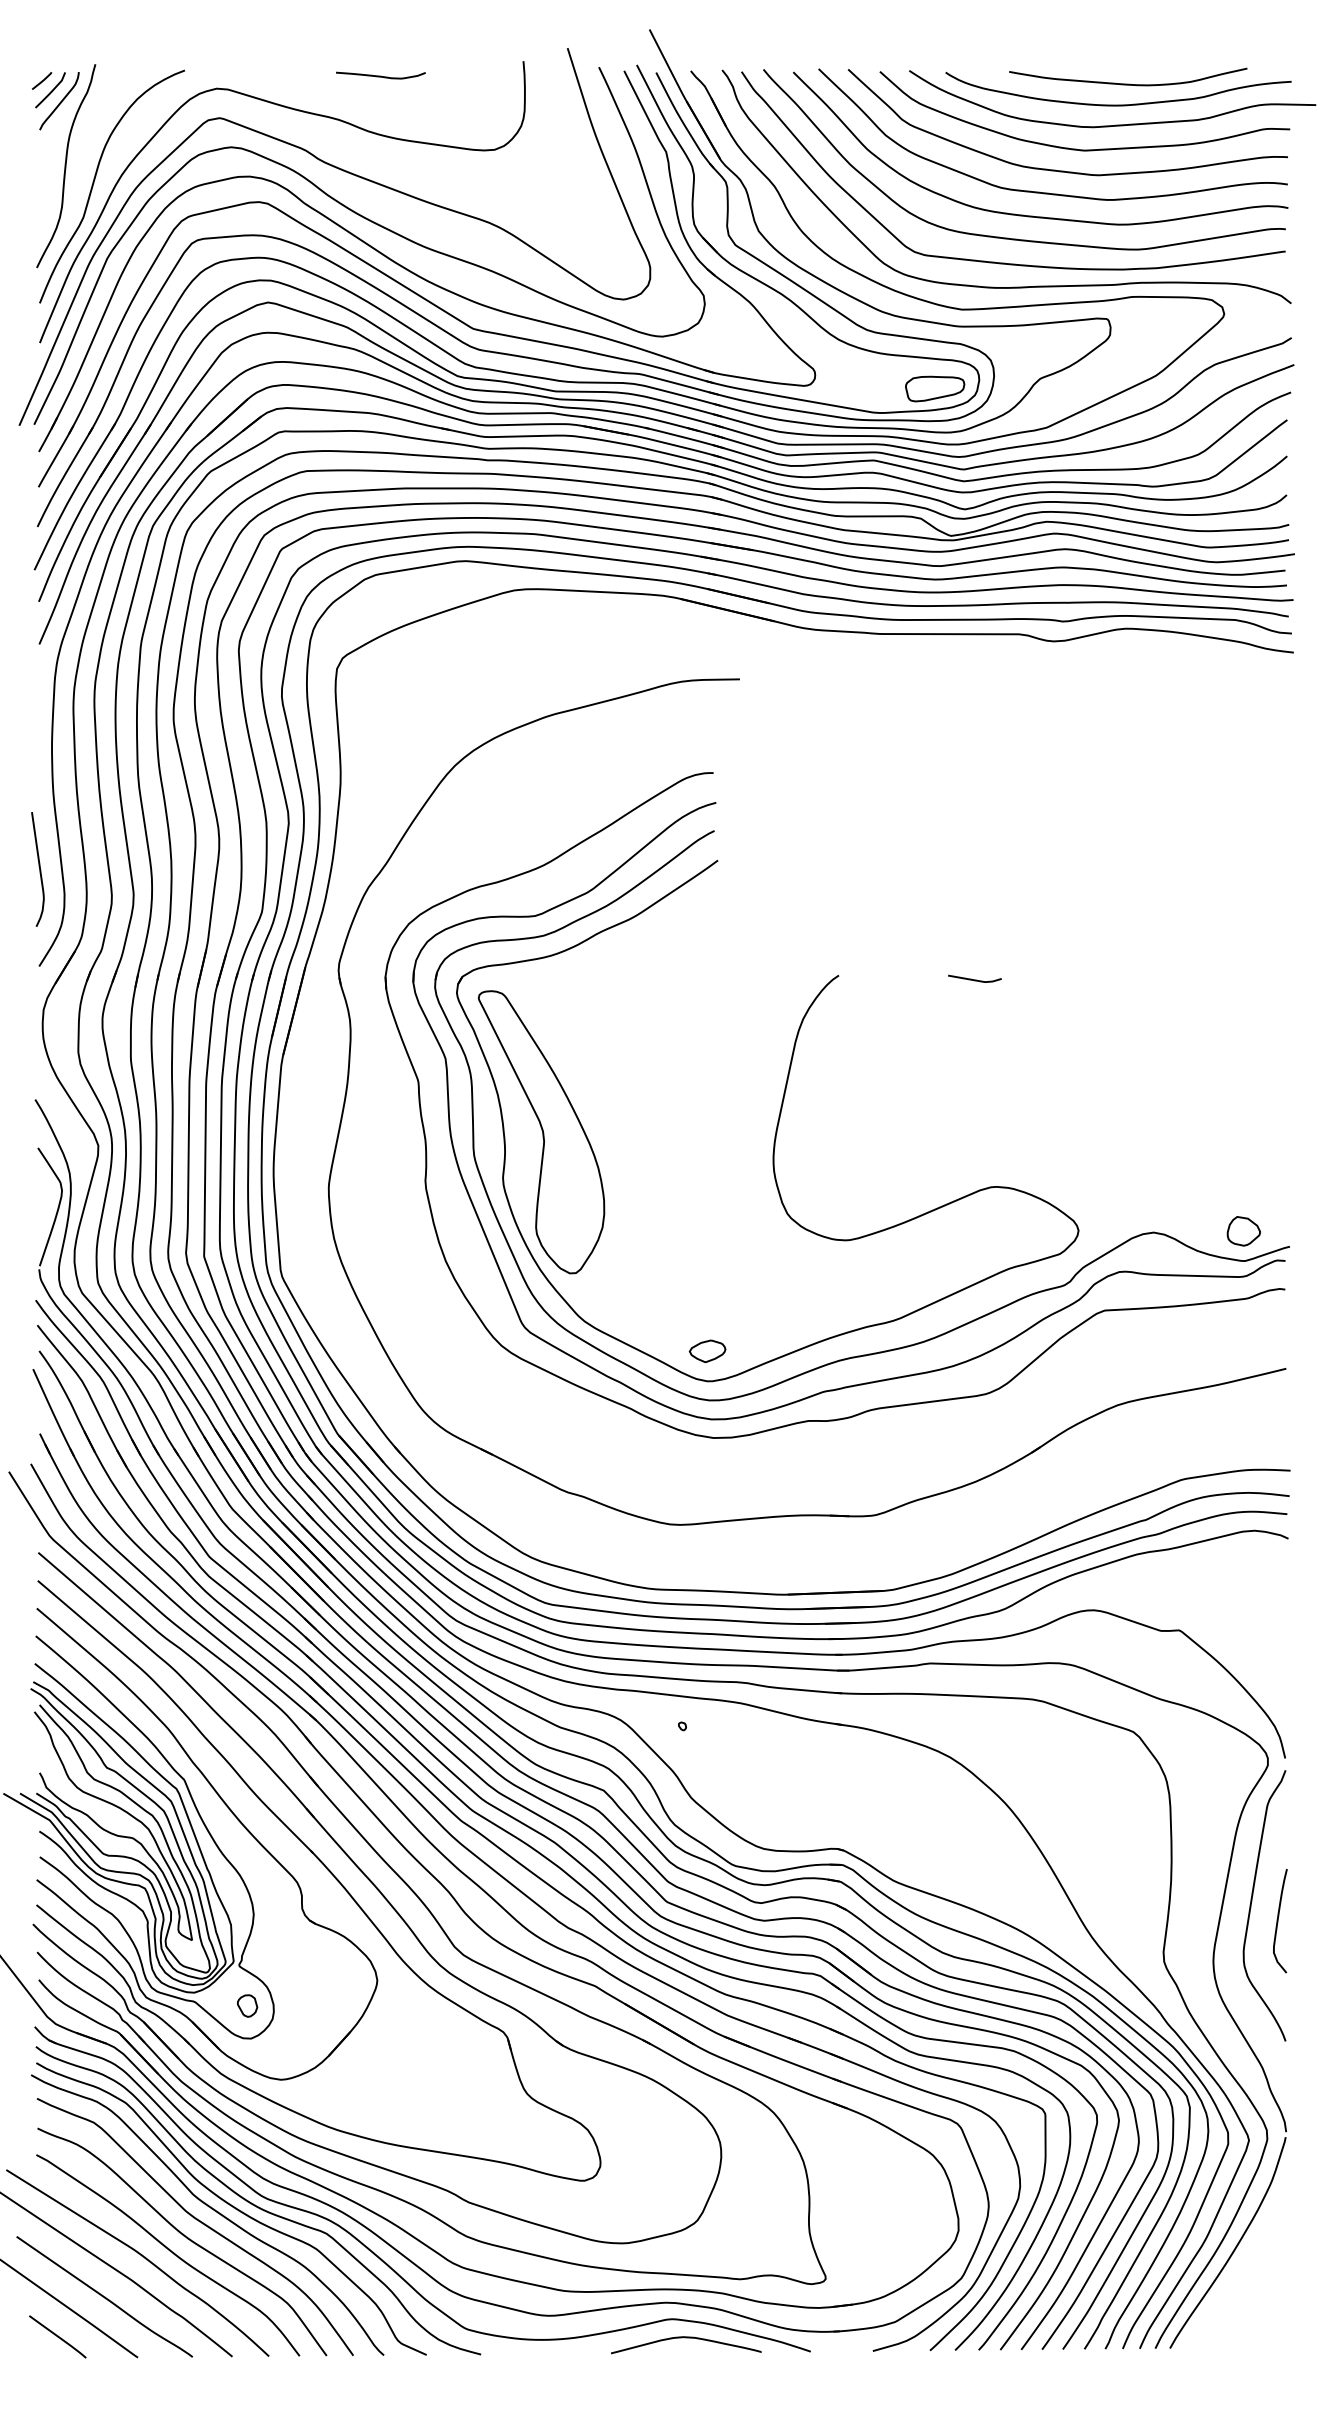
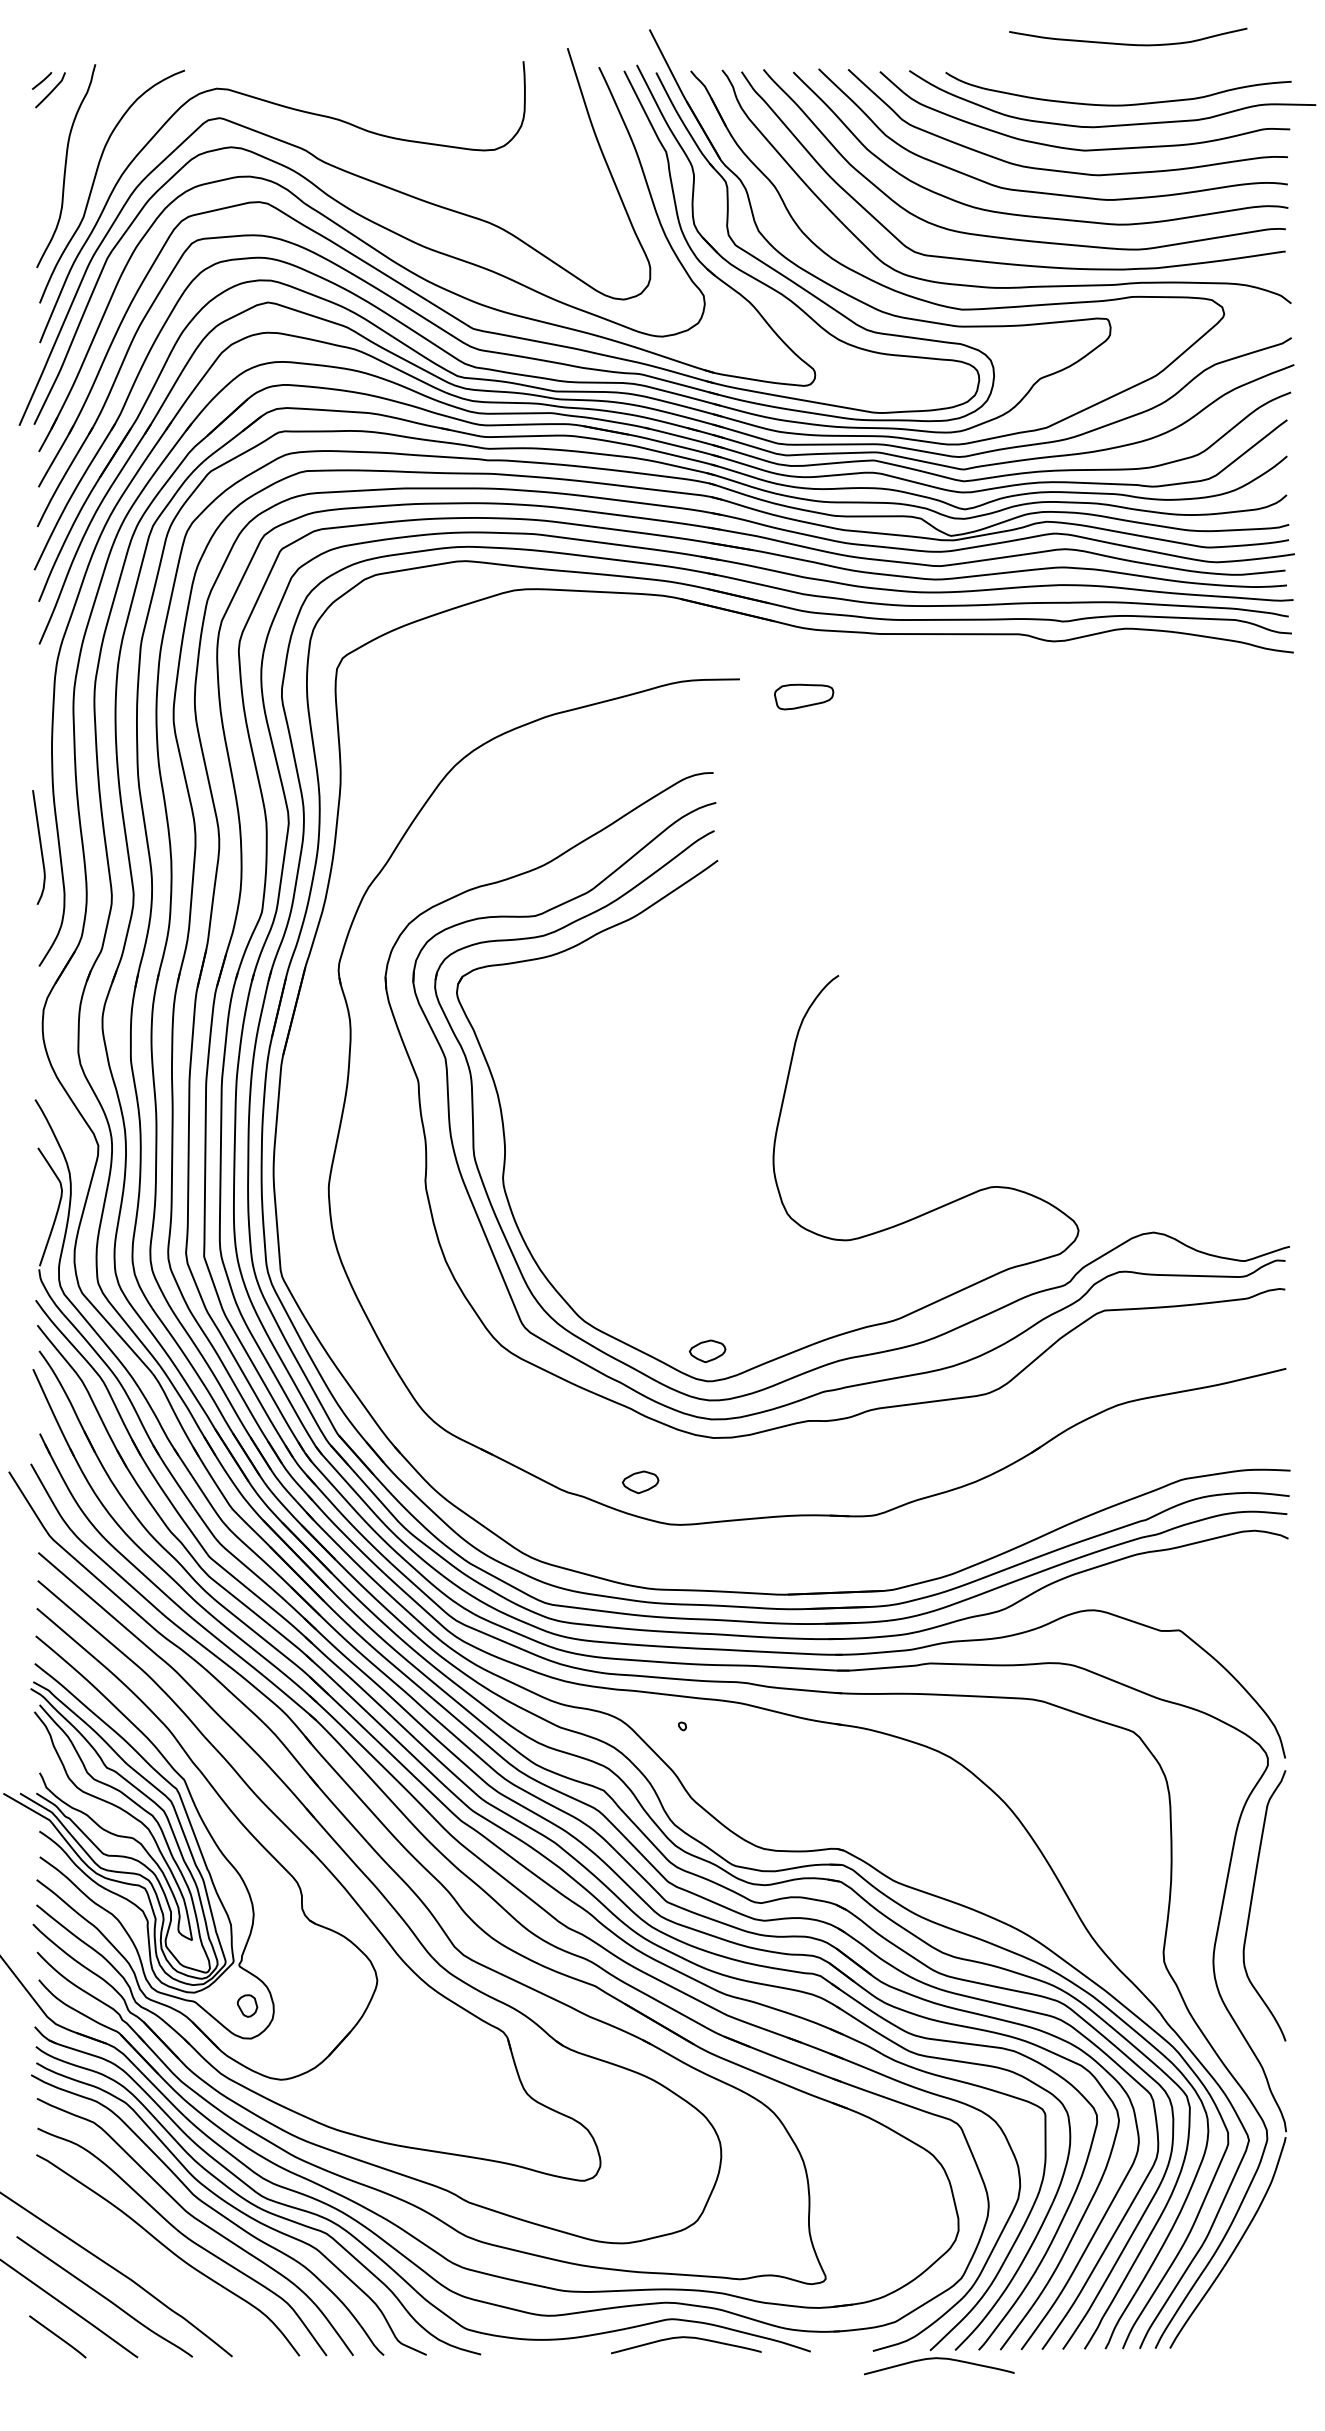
curve: present -> none (380, 75)
curve position: (1128, 83) -> (1128, 43) (1128, 43)
curve: present -> none (60, 101)
part position: (935, 388) -> (804, 696) (804, 696)
curve position: (39, 869) -> (40, 847) (40, 847)
curve: present -> none (974, 979)
part: present -> none (541, 1132)
part: present -> none (1243, 1231)
part: none -> present (640, 1482)
curve: present -> none (1278, 1921)
curve: present -> none (141, 2256)
curve: none -> present (939, 2359)
